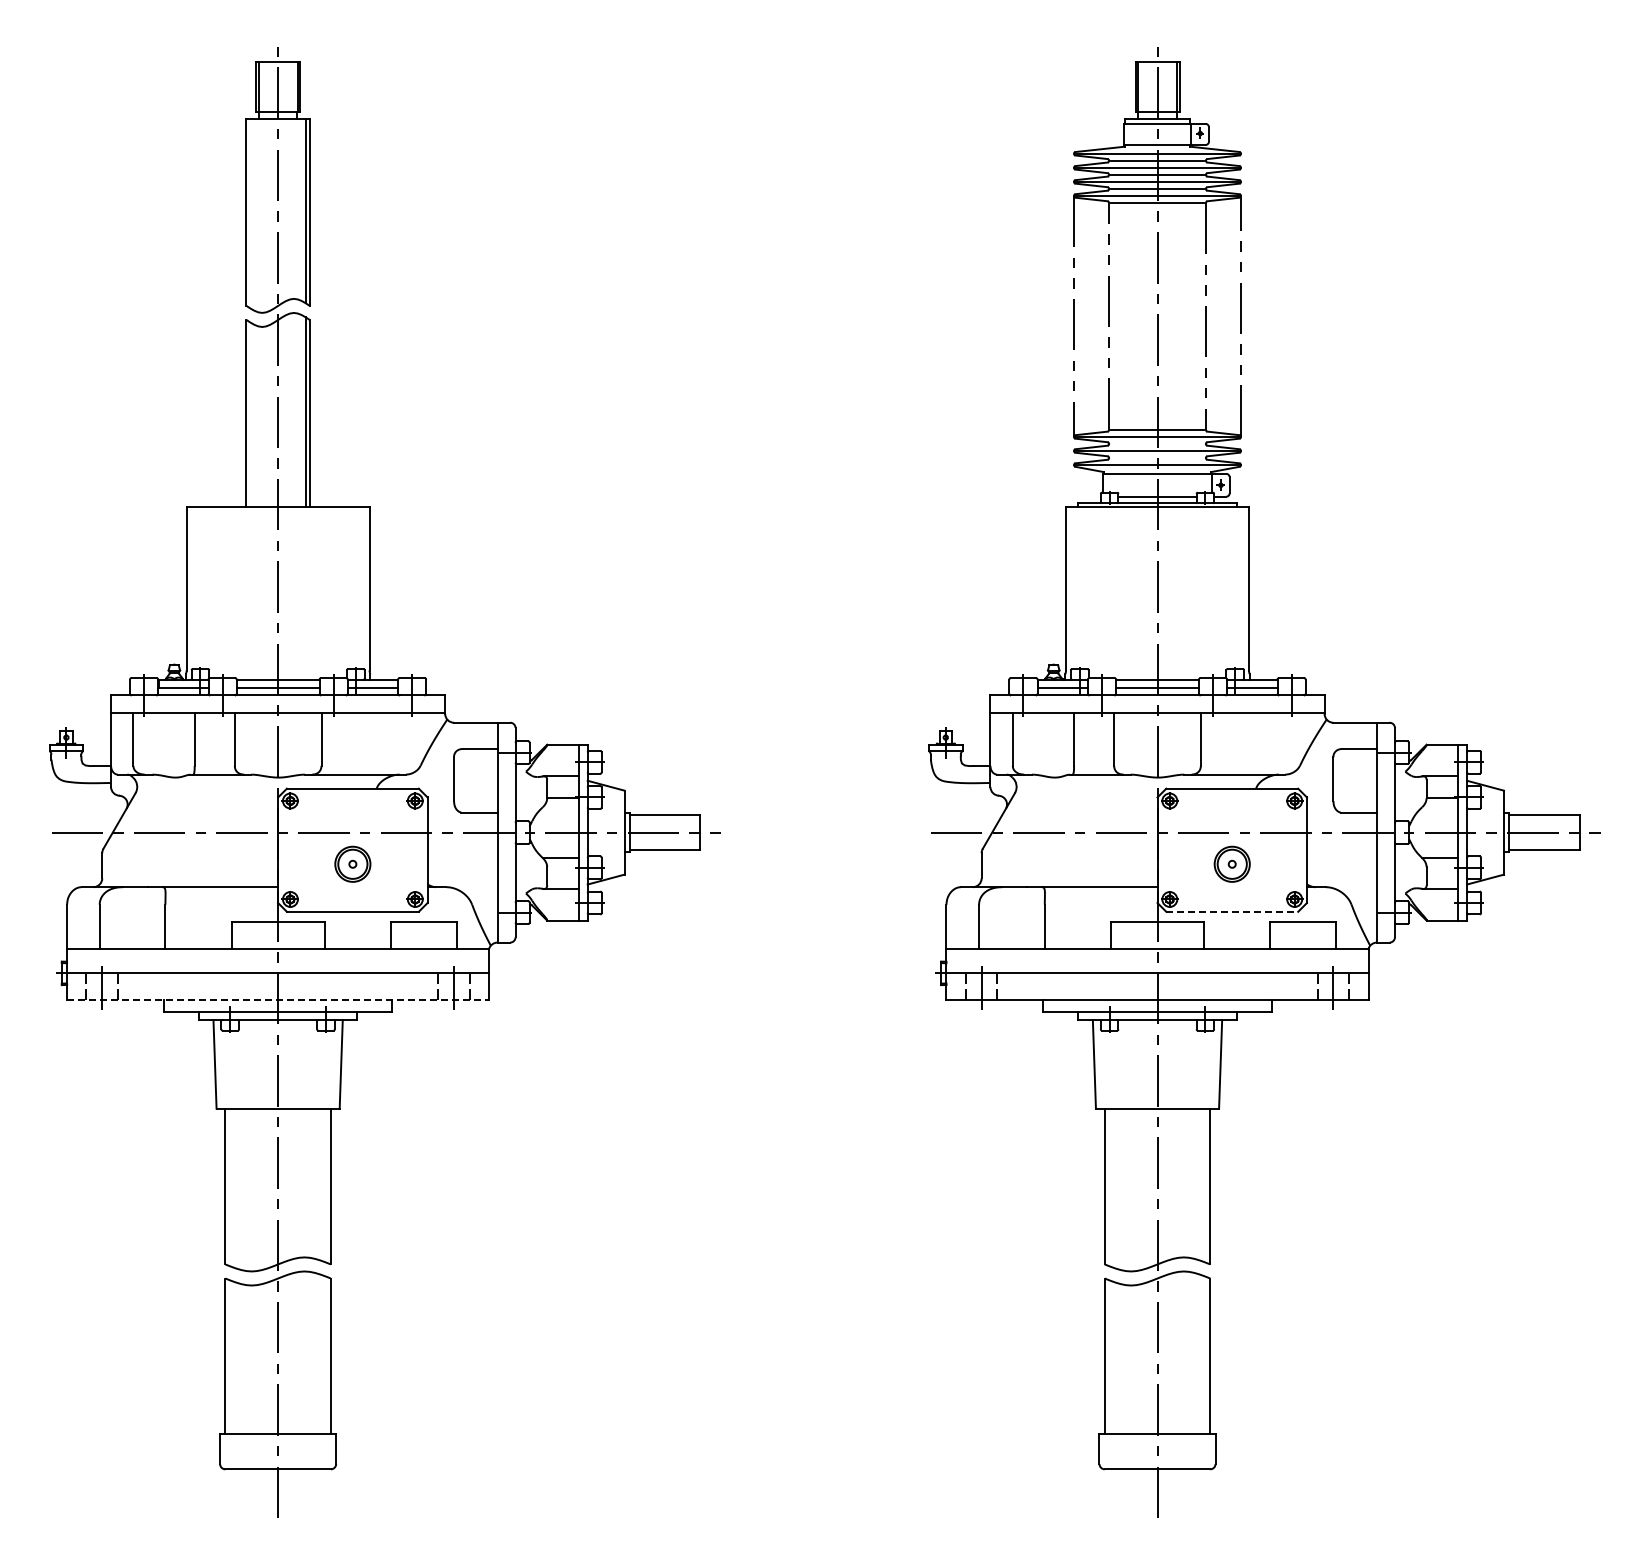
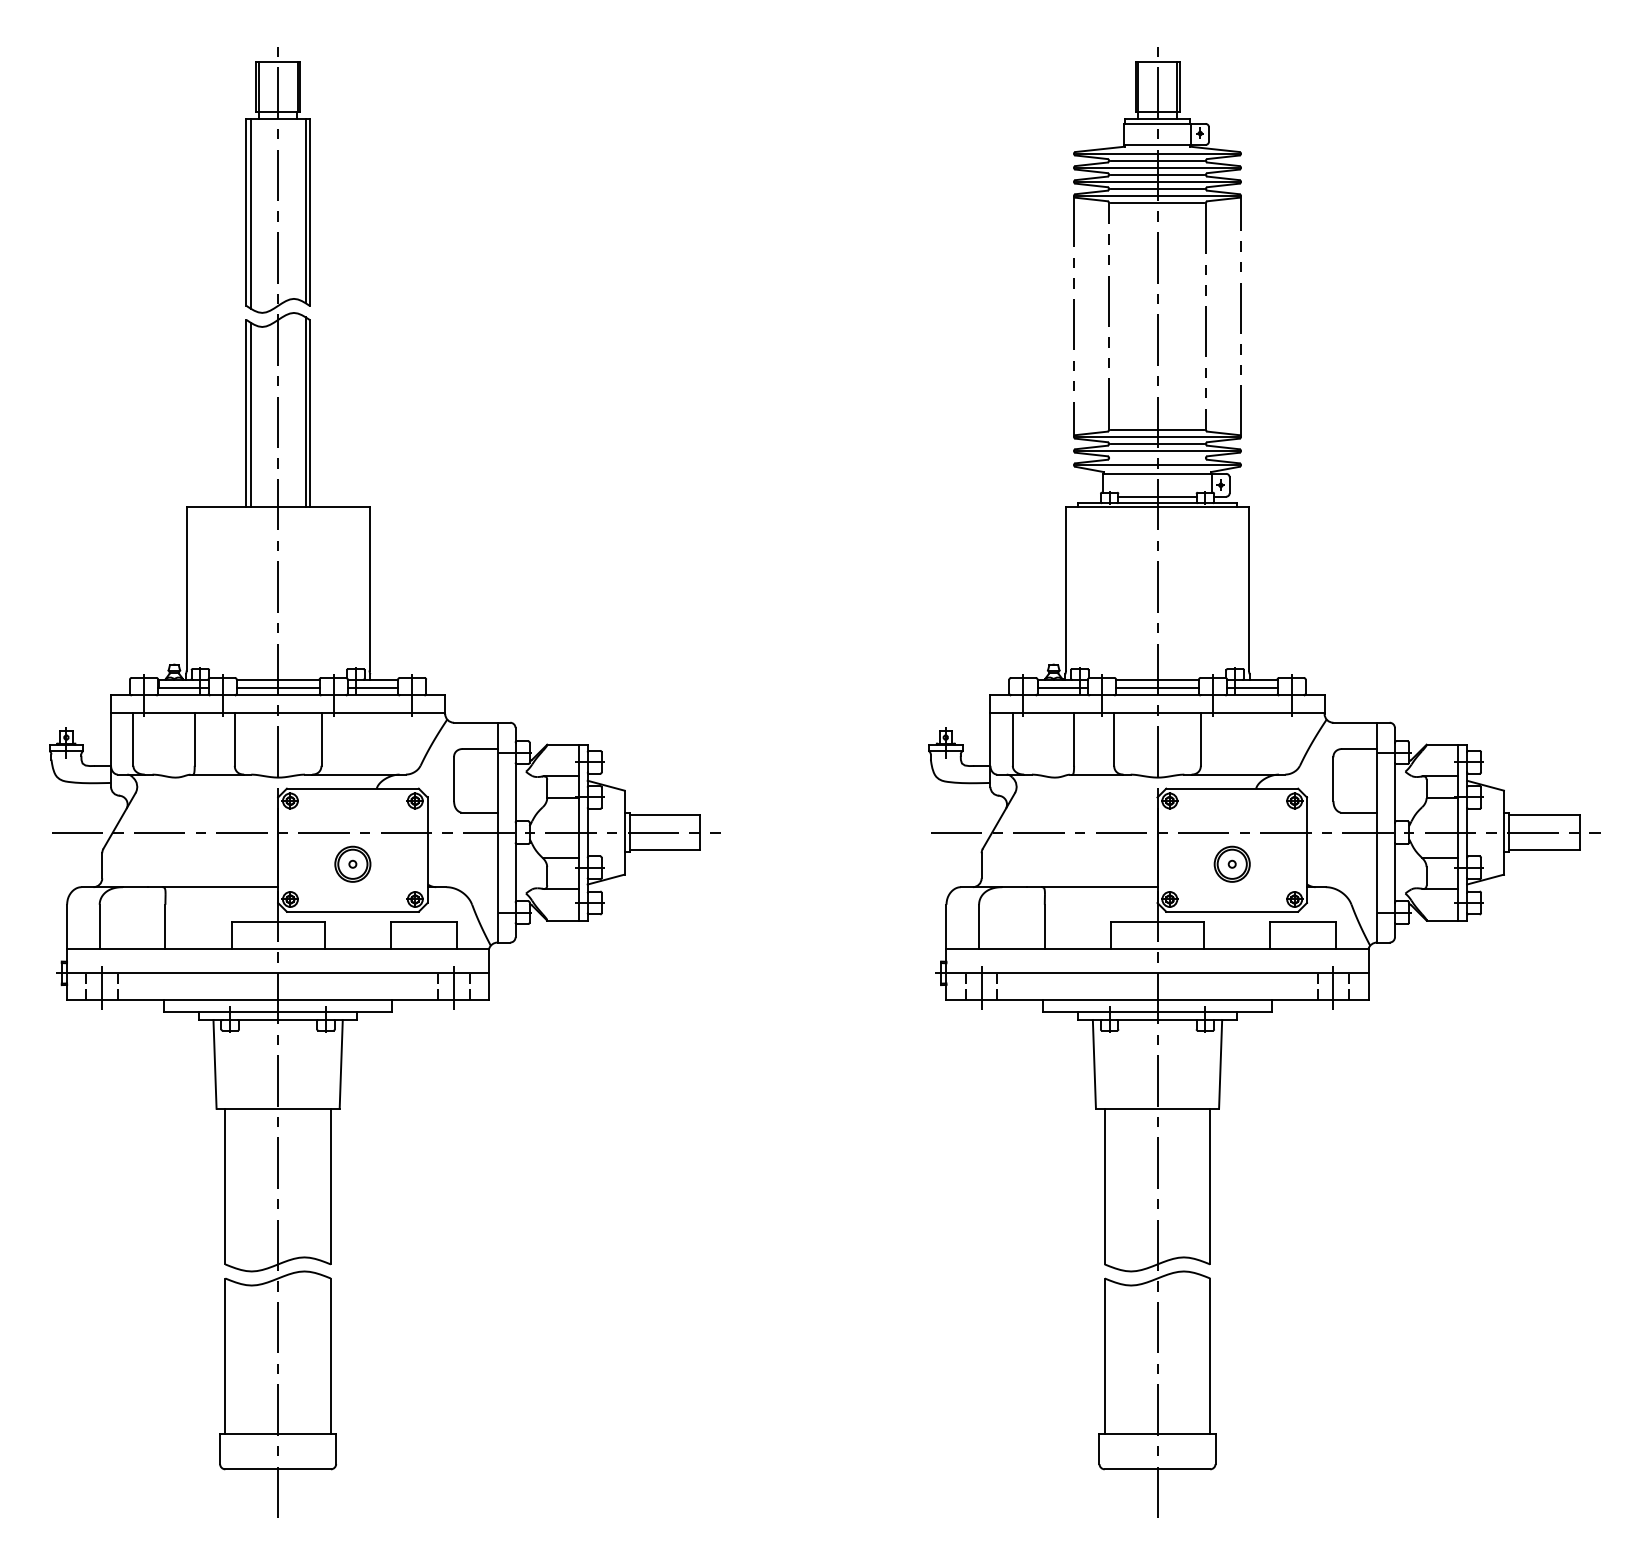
line: none -> present (250, 213)
line: none -> present (250, 414)
line: none -> present (1157, 443)
line: dashed -> solid (1232, 911)
line: dashed -> solid (278, 999)
